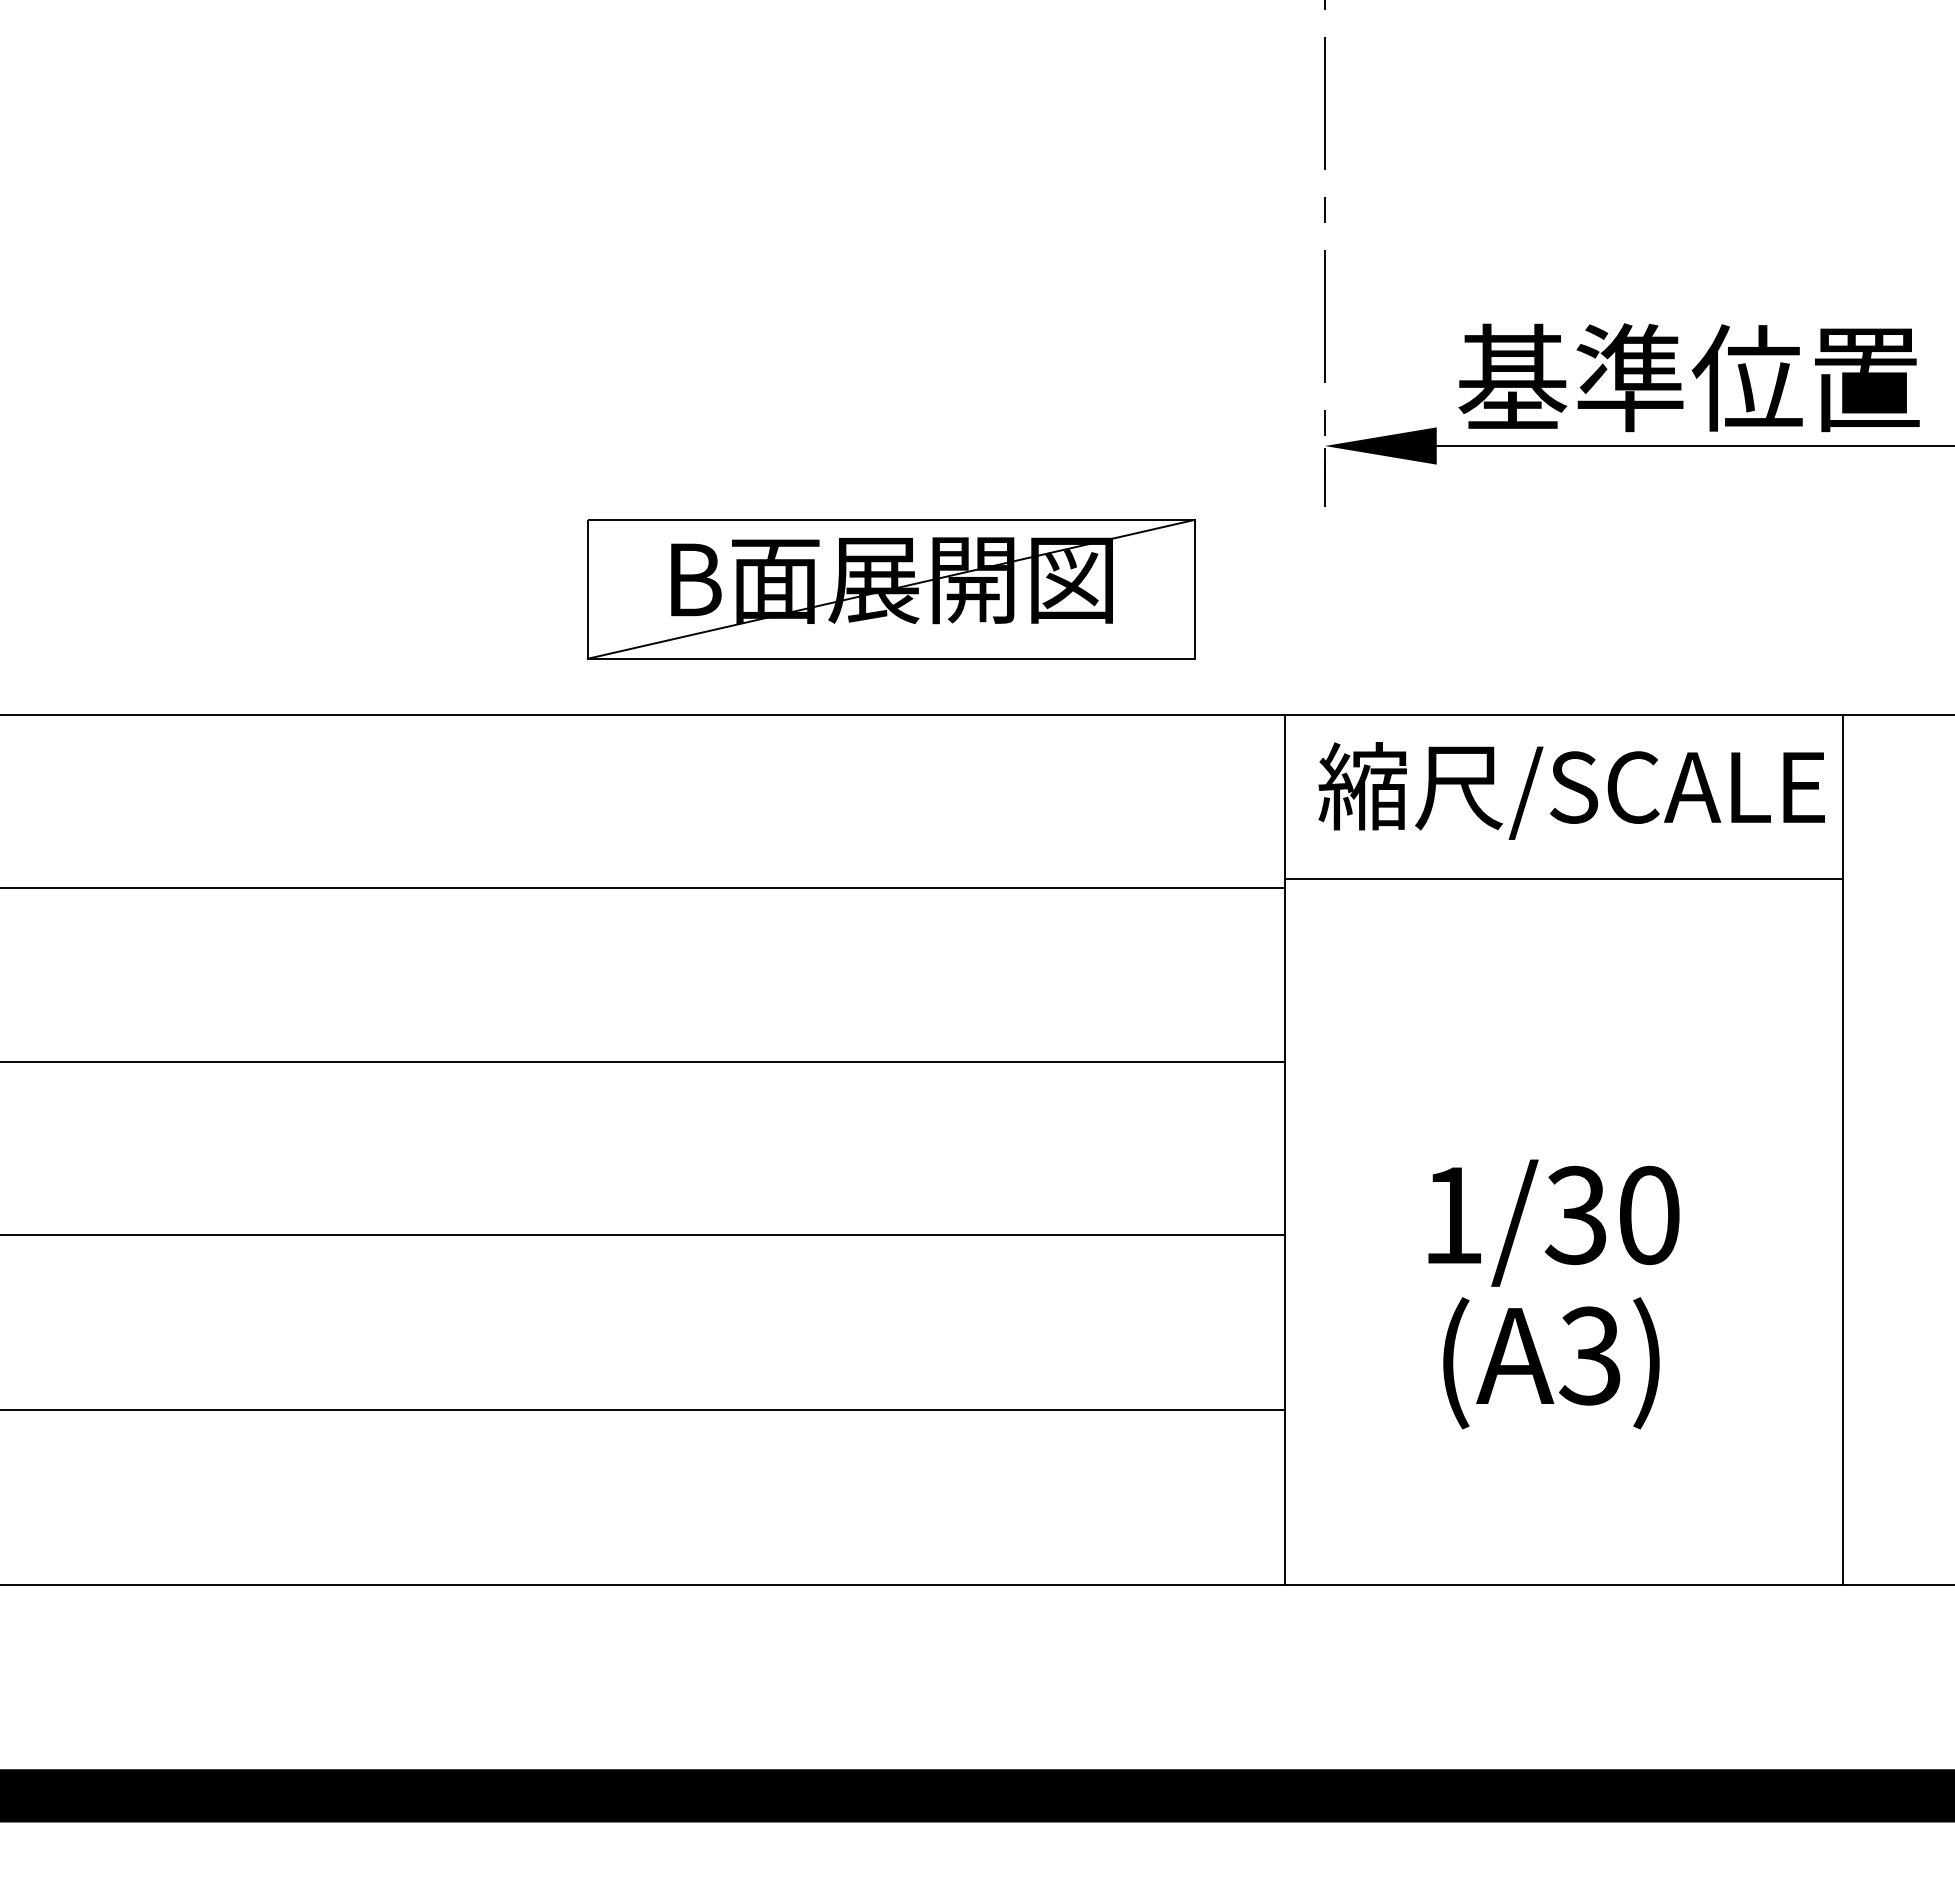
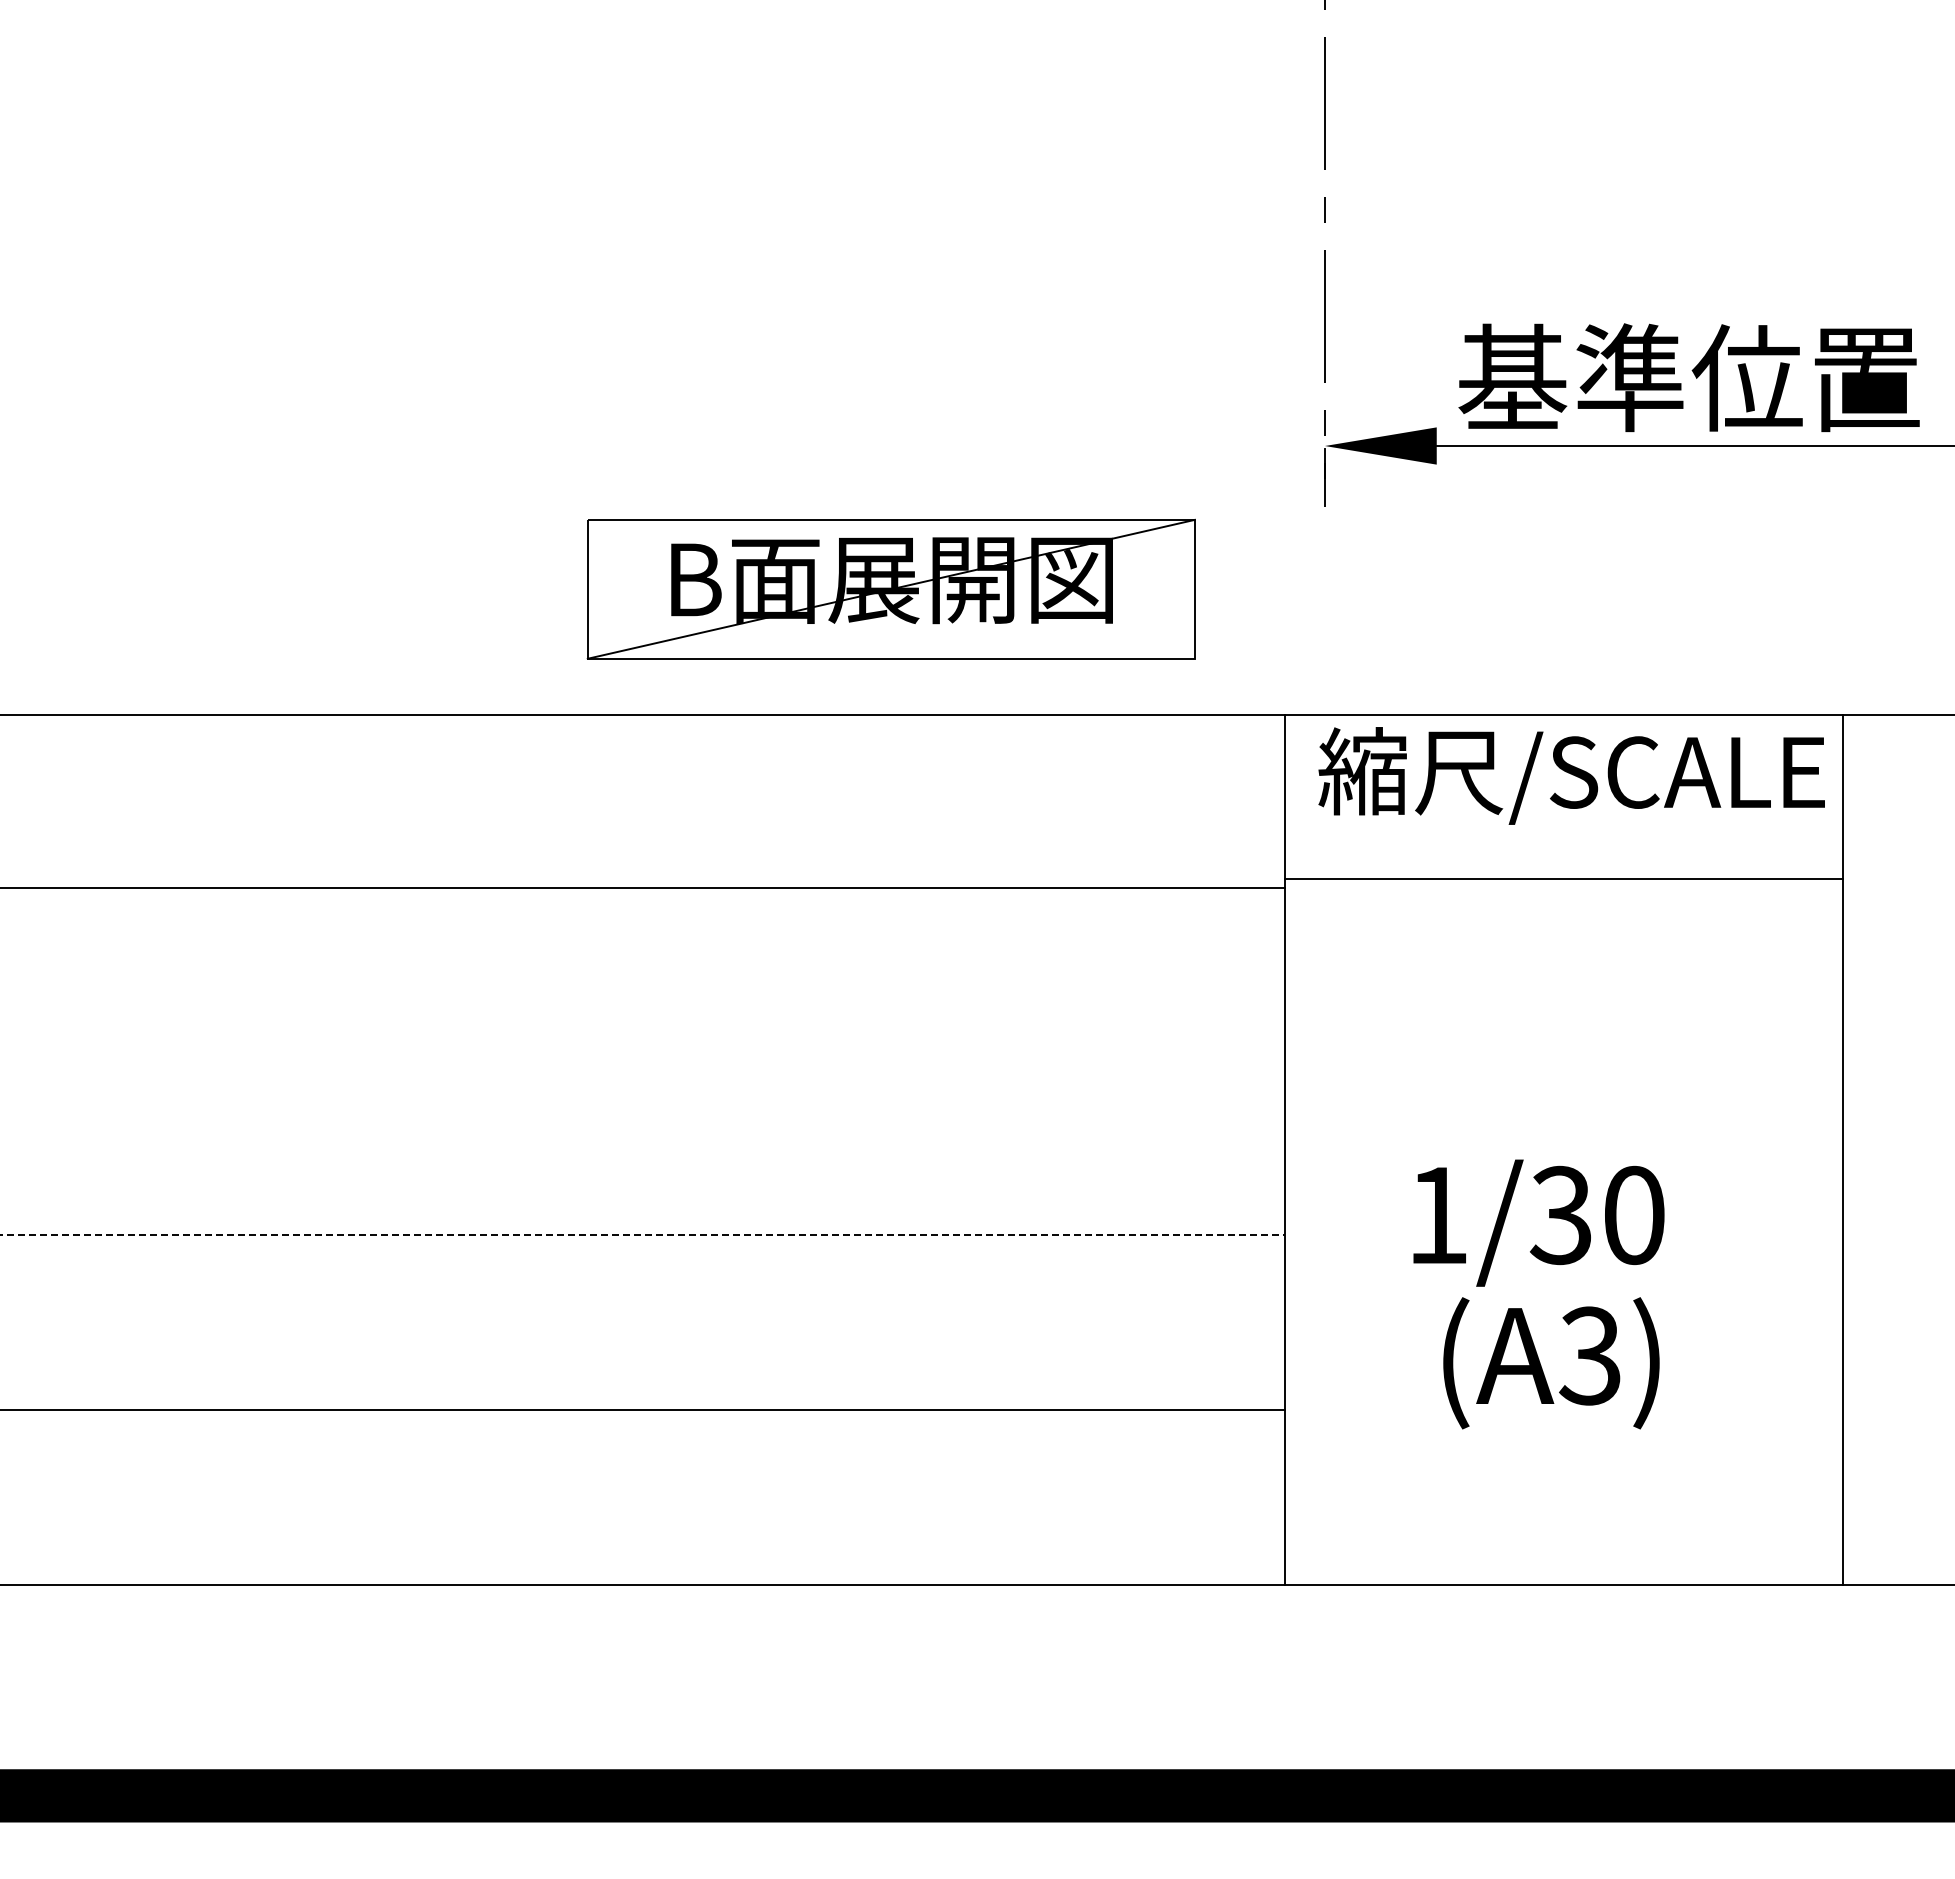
text position: (1571, 790) -> (1571, 775) (1571, 775)
line: present -> none (643, 1061)
text position: (1553, 1222) -> (1538, 1222) (1538, 1222)
line: solid -> dashed (642, 1235)
